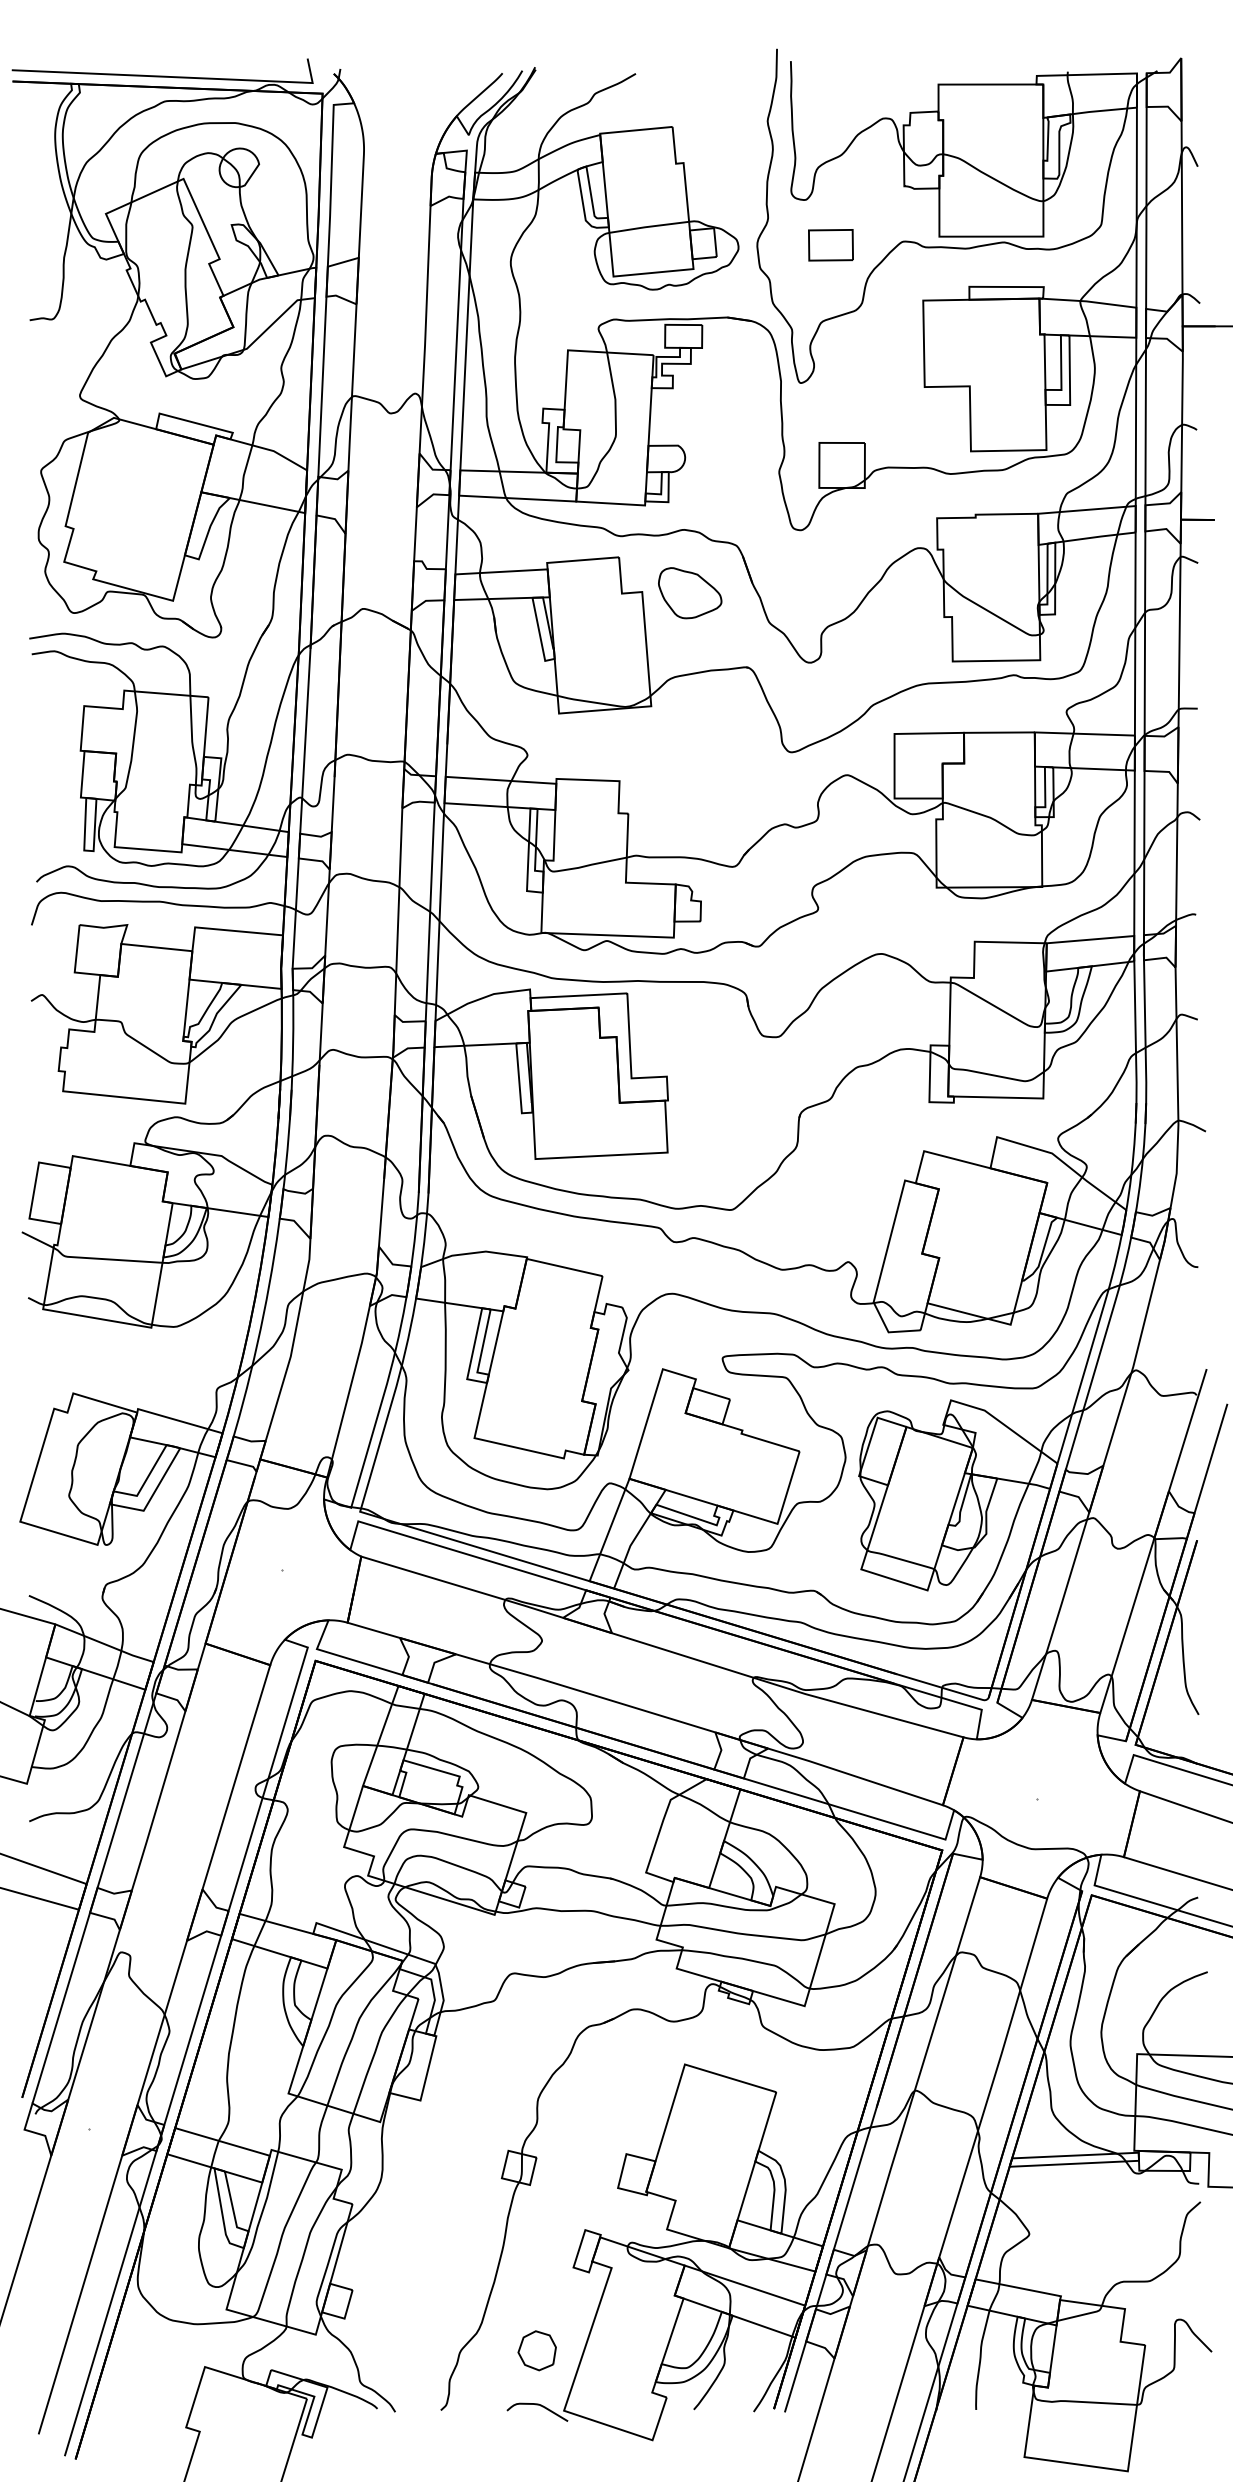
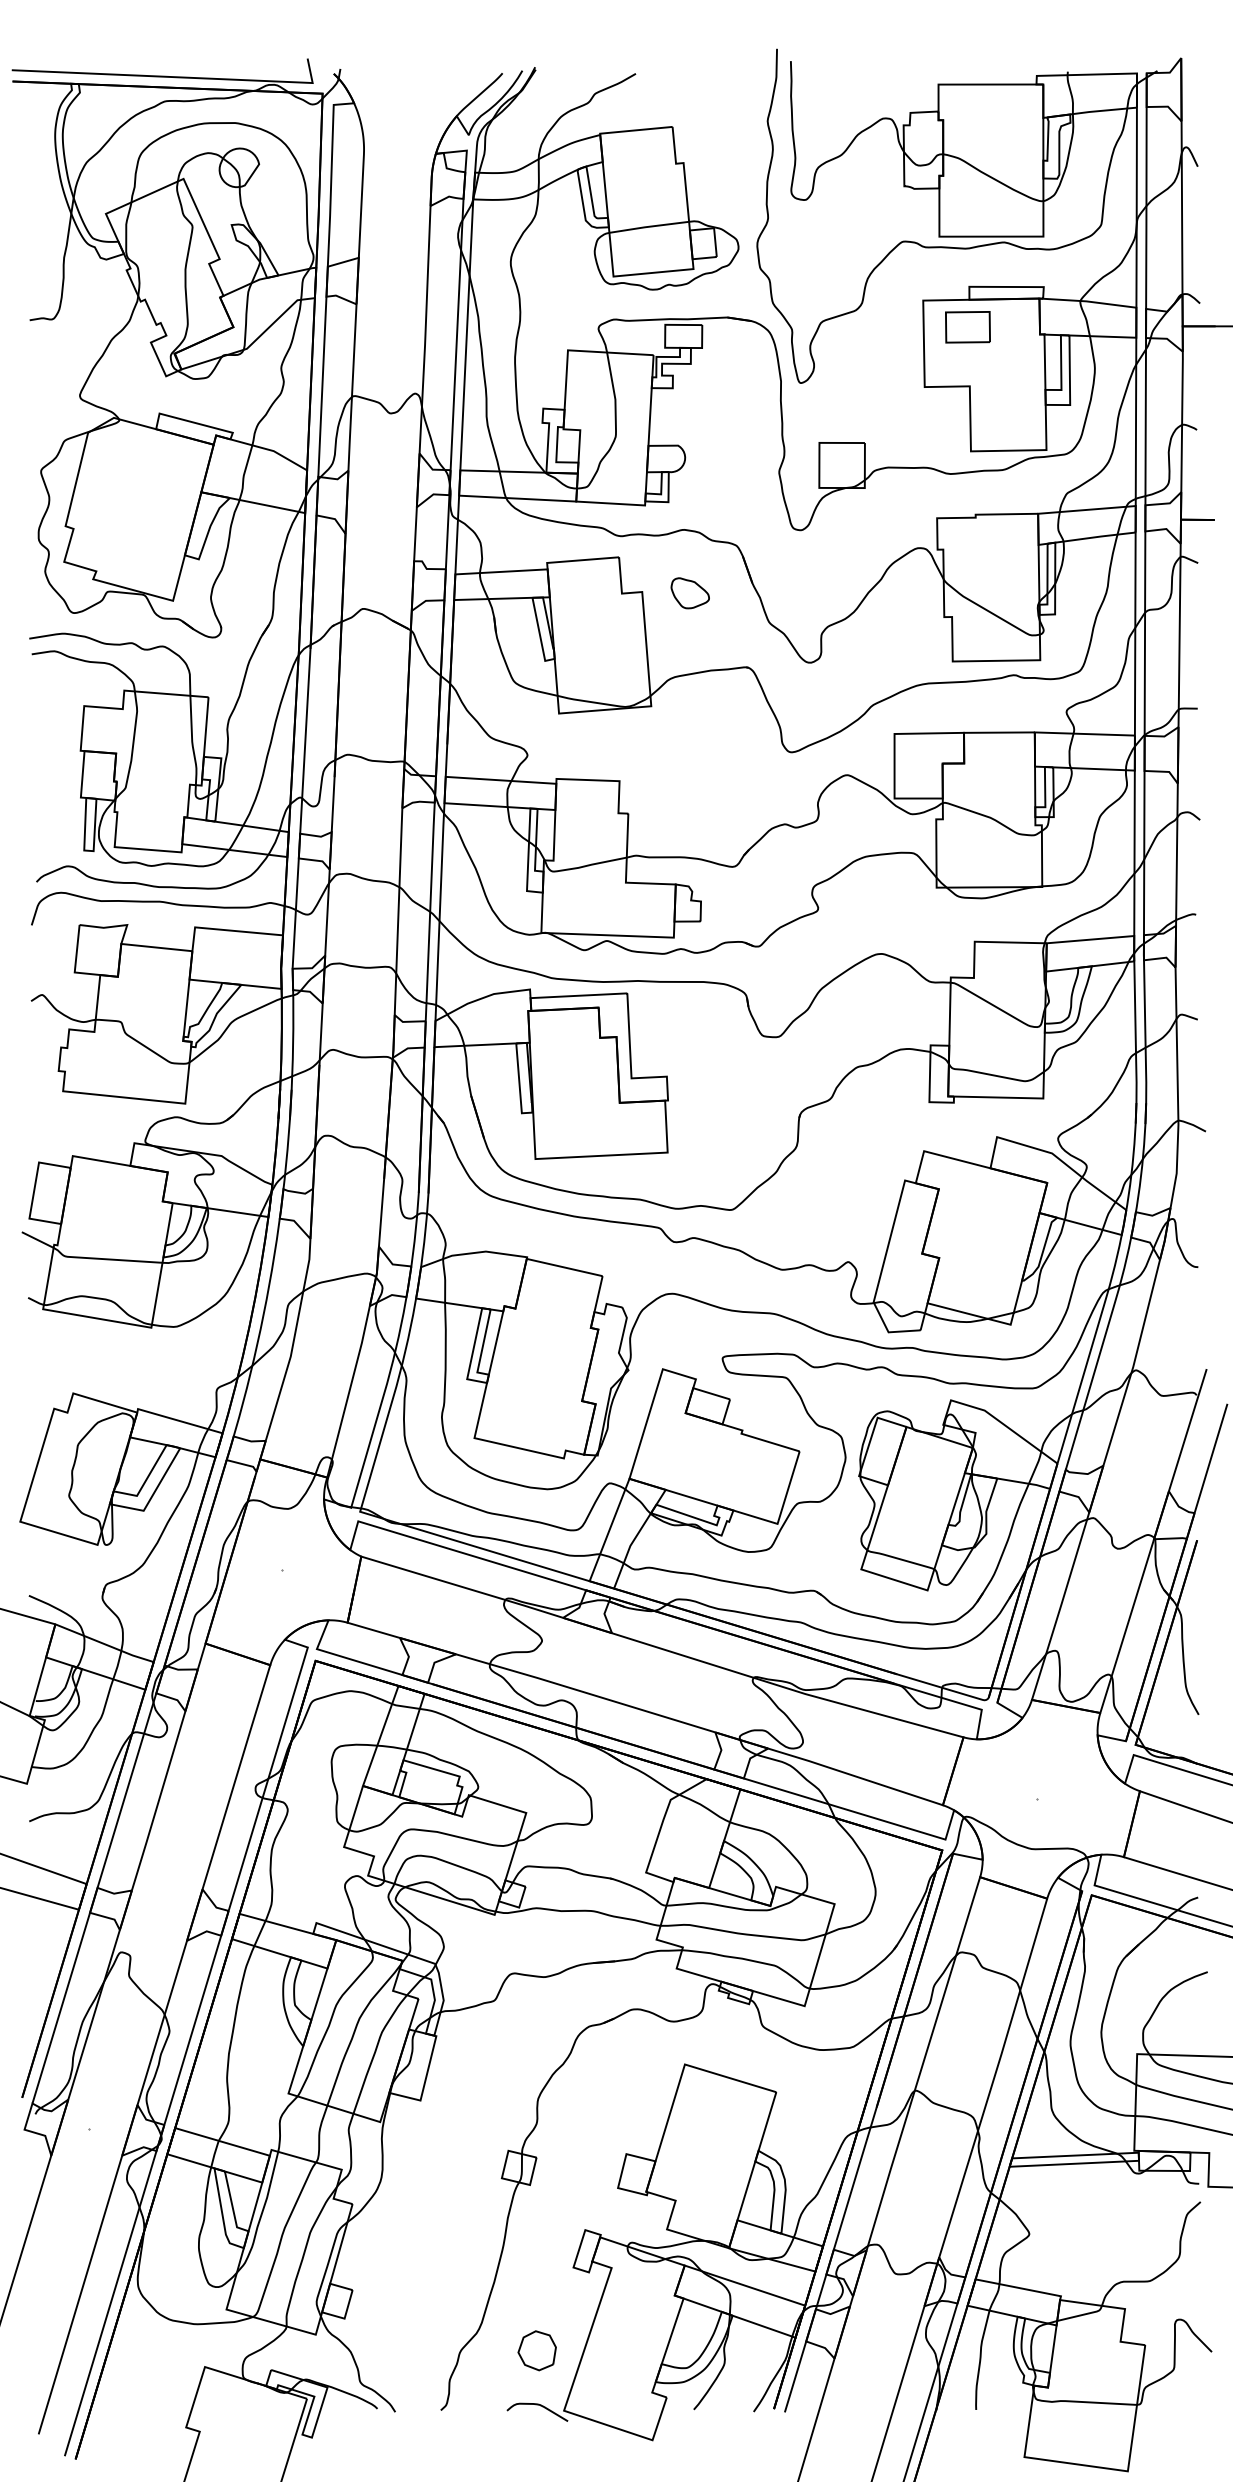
part position: (830, 245) -> (967, 327) (967, 327)
part size: 65x53 px -> 40x33 px (689, 593)
